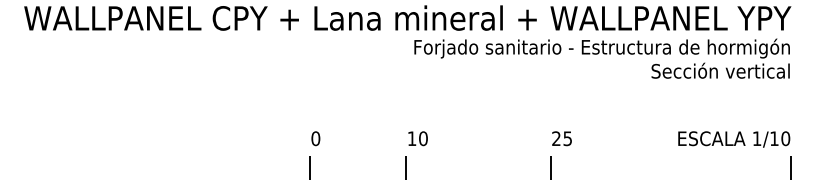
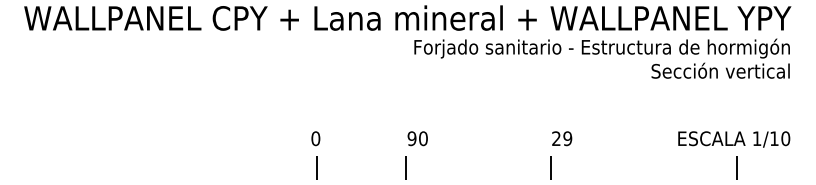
text: 10 -> 90 (411, 138)
text: 25 -> 29 (567, 138)
line position: (309, 167) -> (316, 167) (316, 167)
line position: (790, 167) -> (736, 167) (736, 167)
